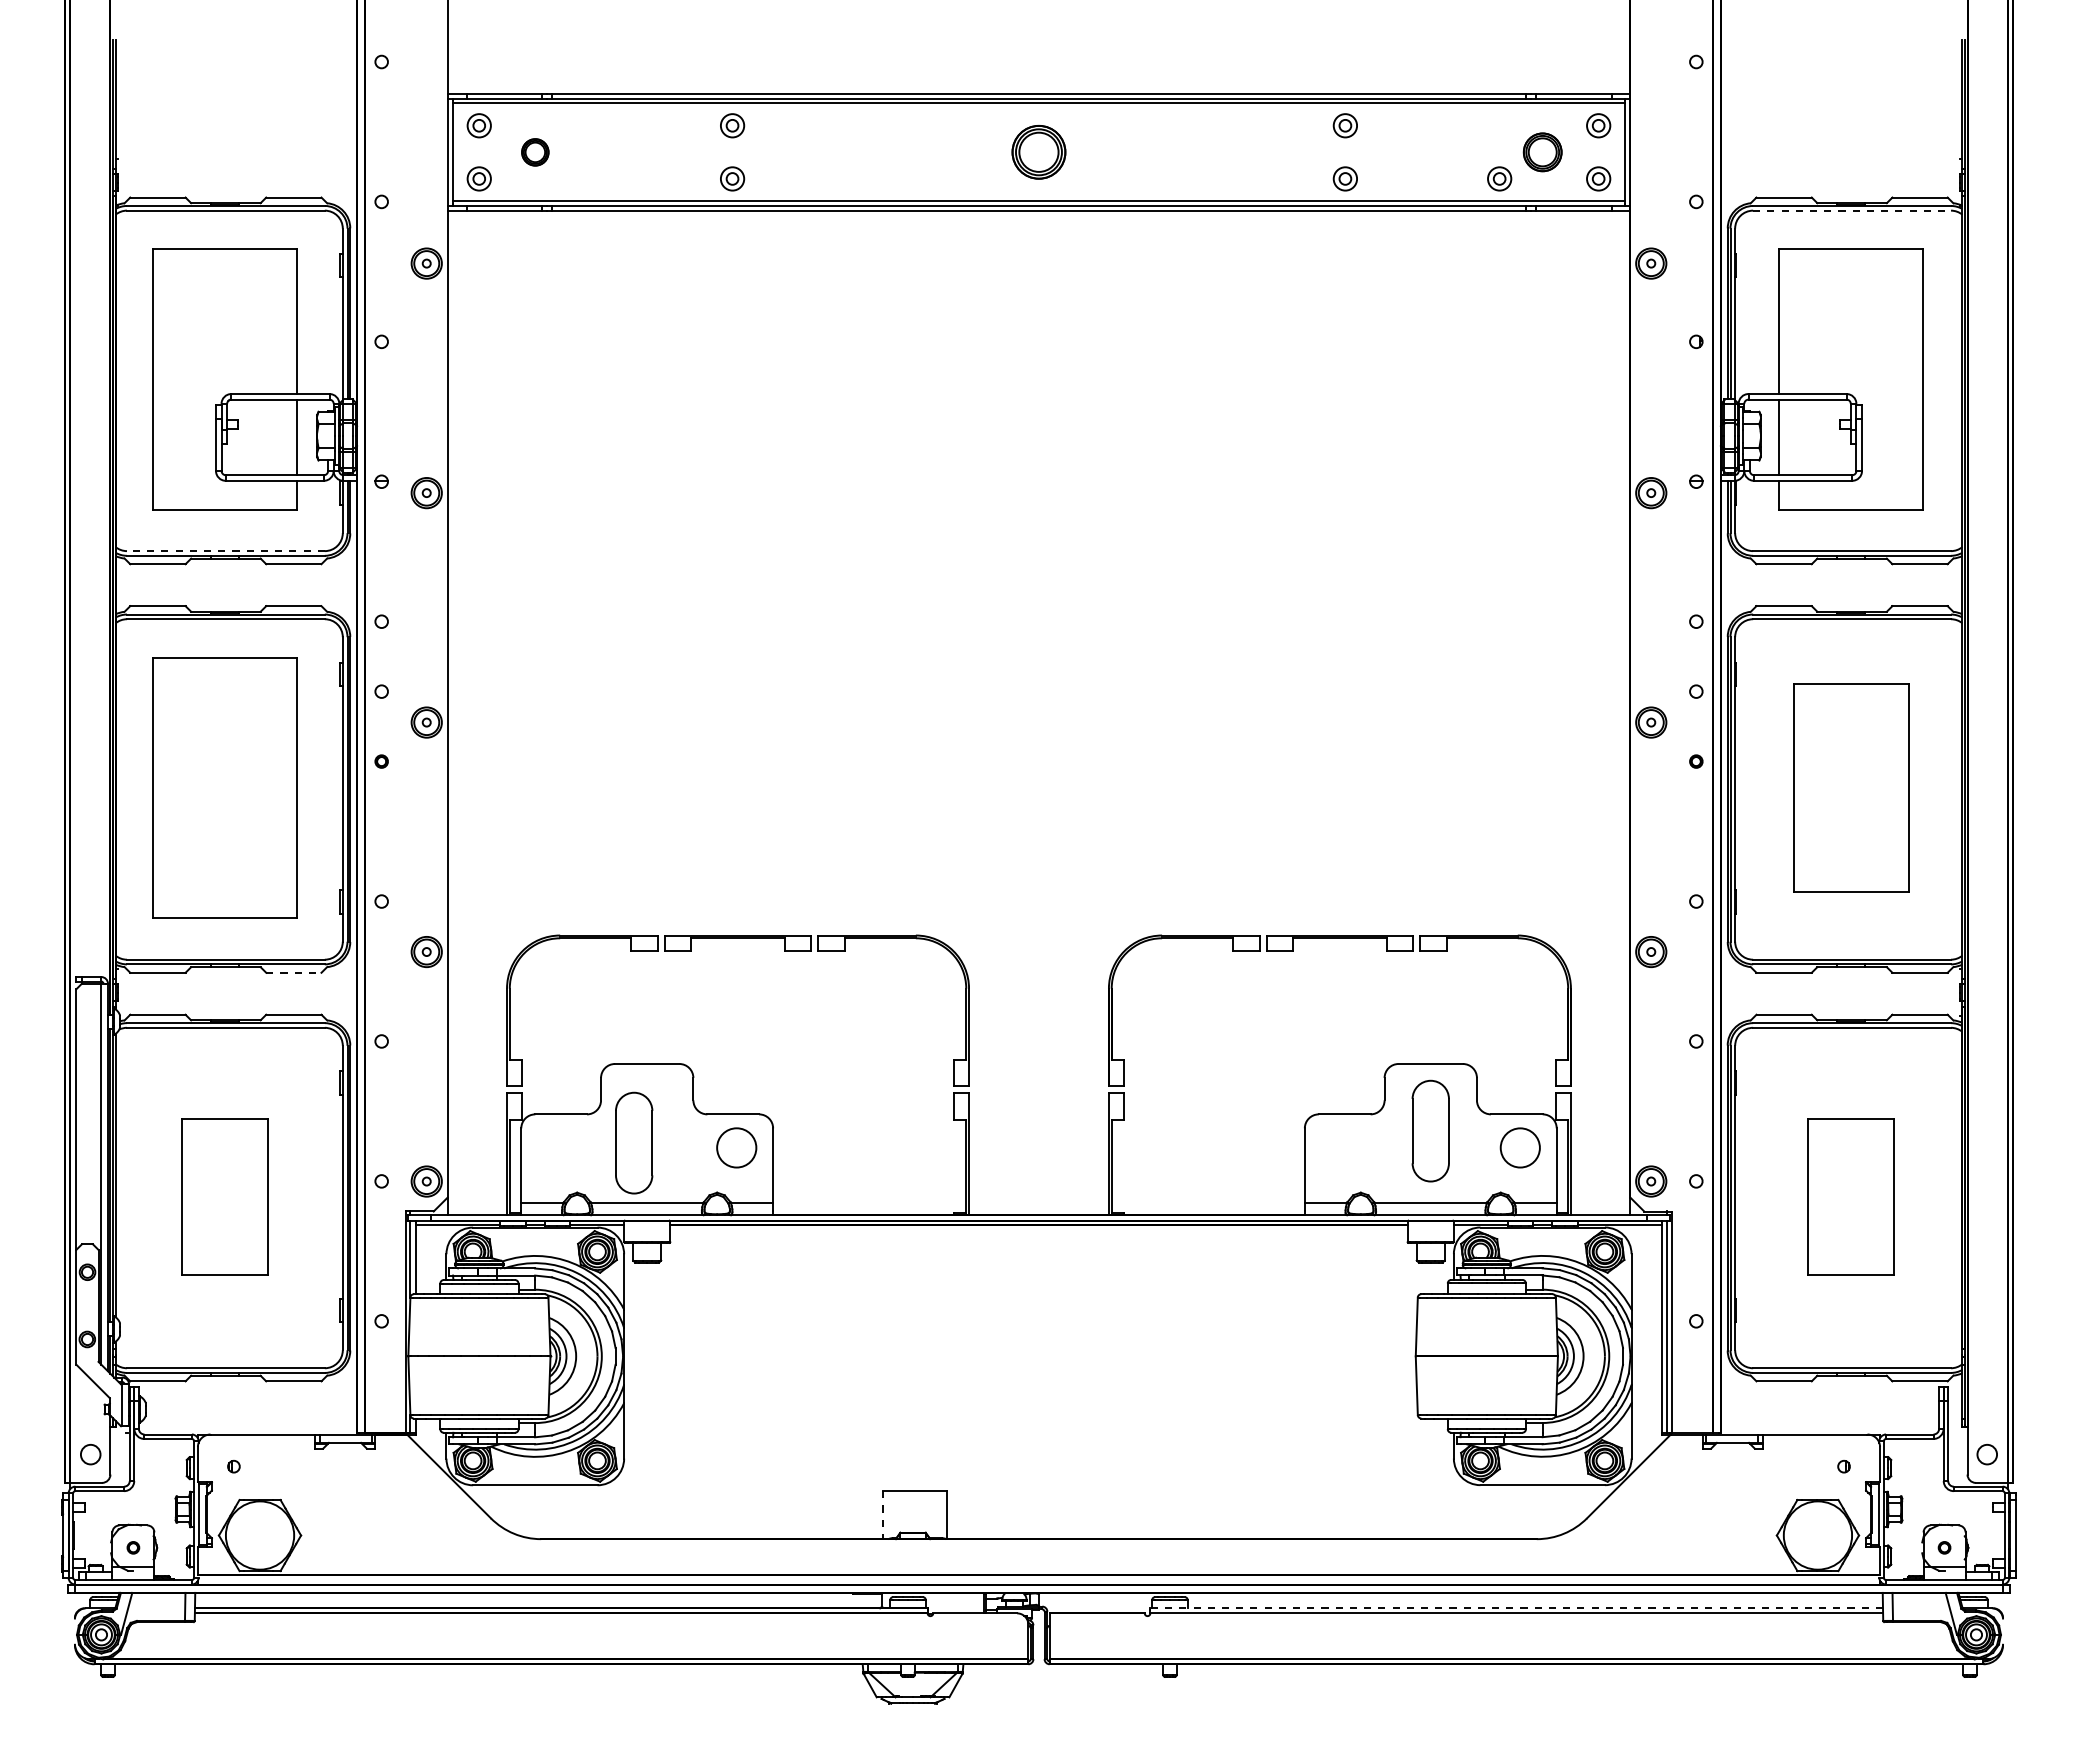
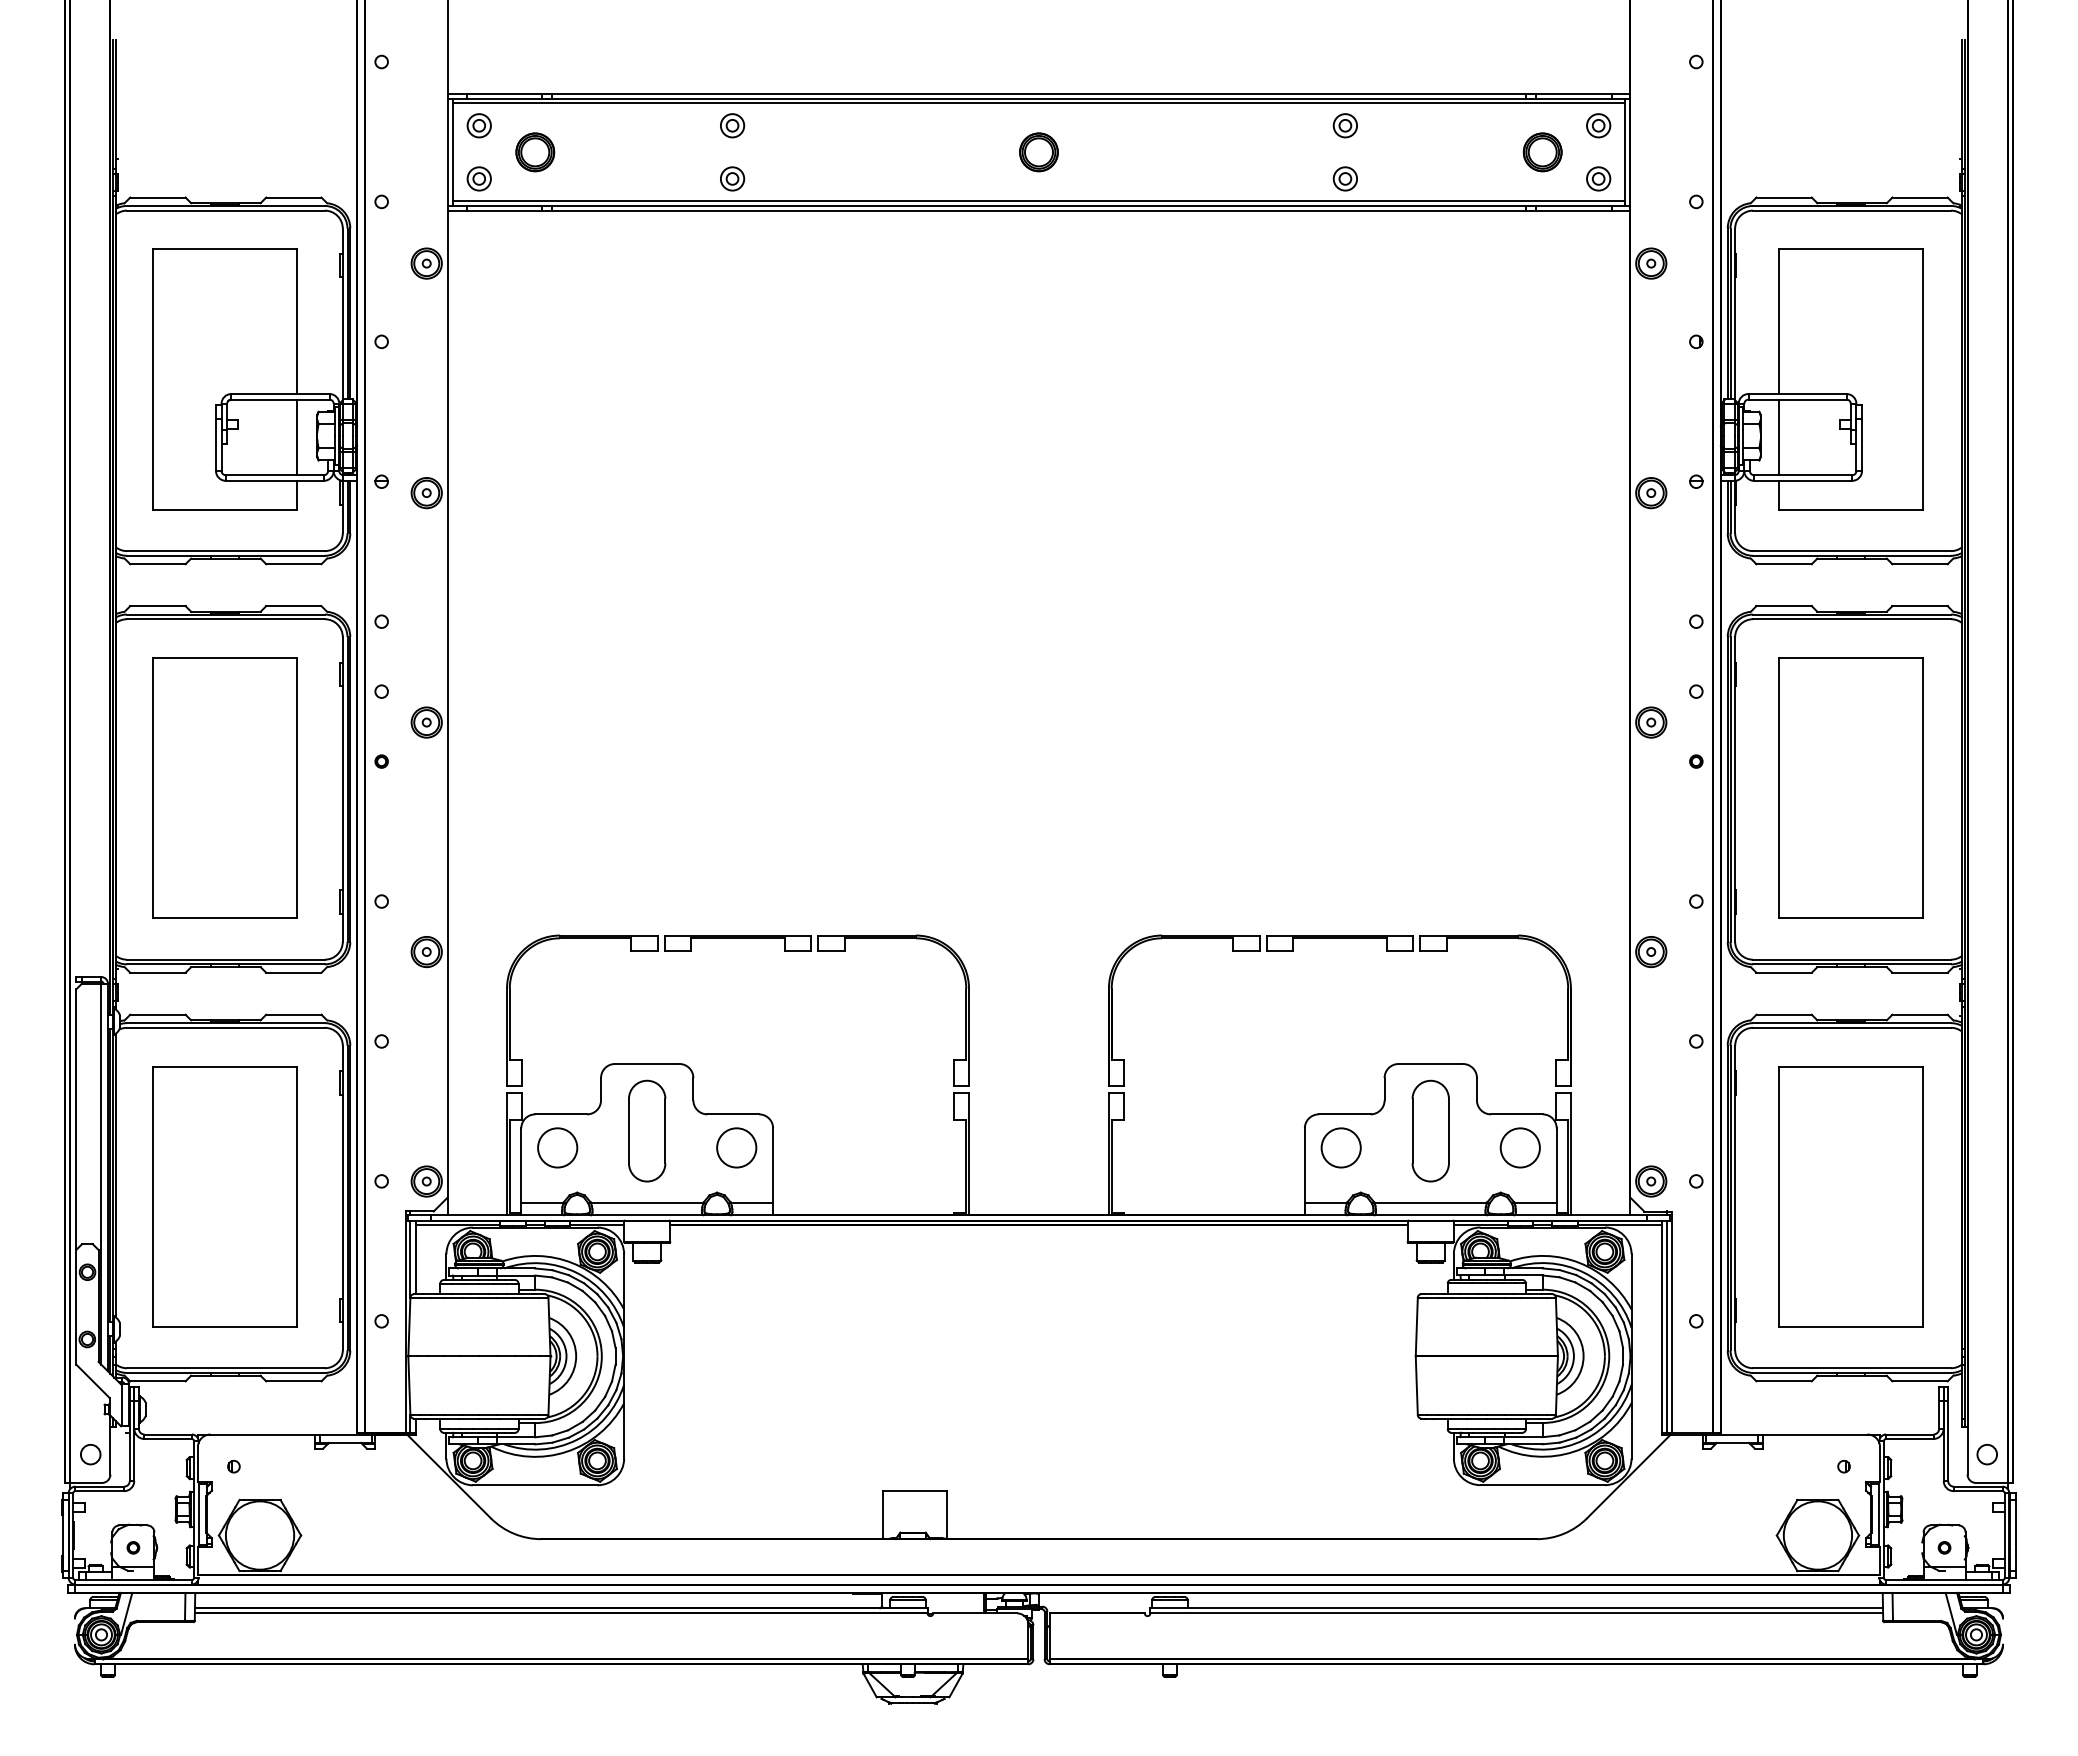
part size: 29x29 px -> 41x41 px (535, 152)
part size: 56x55 px -> 40x41 px (1038, 152)
part: present -> none (1499, 178)
line: dashed -> solid (1852, 210)
line: dashed -> solid (225, 551)
part size: 117x210 px -> 146x262 px (1850, 787)
line: dashed -> solid (293, 972)
part position: (634, 1142) -> (647, 1130) (647, 1130)
circle: none -> present (557, 1147)
circle: none -> present (1340, 1147)
part size: 88x158 px -> 146x262 px (224, 1196)
part size: 88x158 px -> 146x262 px (1850, 1196)
line: dashed -> solid (883, 1515)
line: dashed -> solid (1516, 1608)
